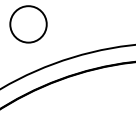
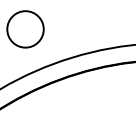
circle position: (28, 24) -> (25, 29) (25, 29)
